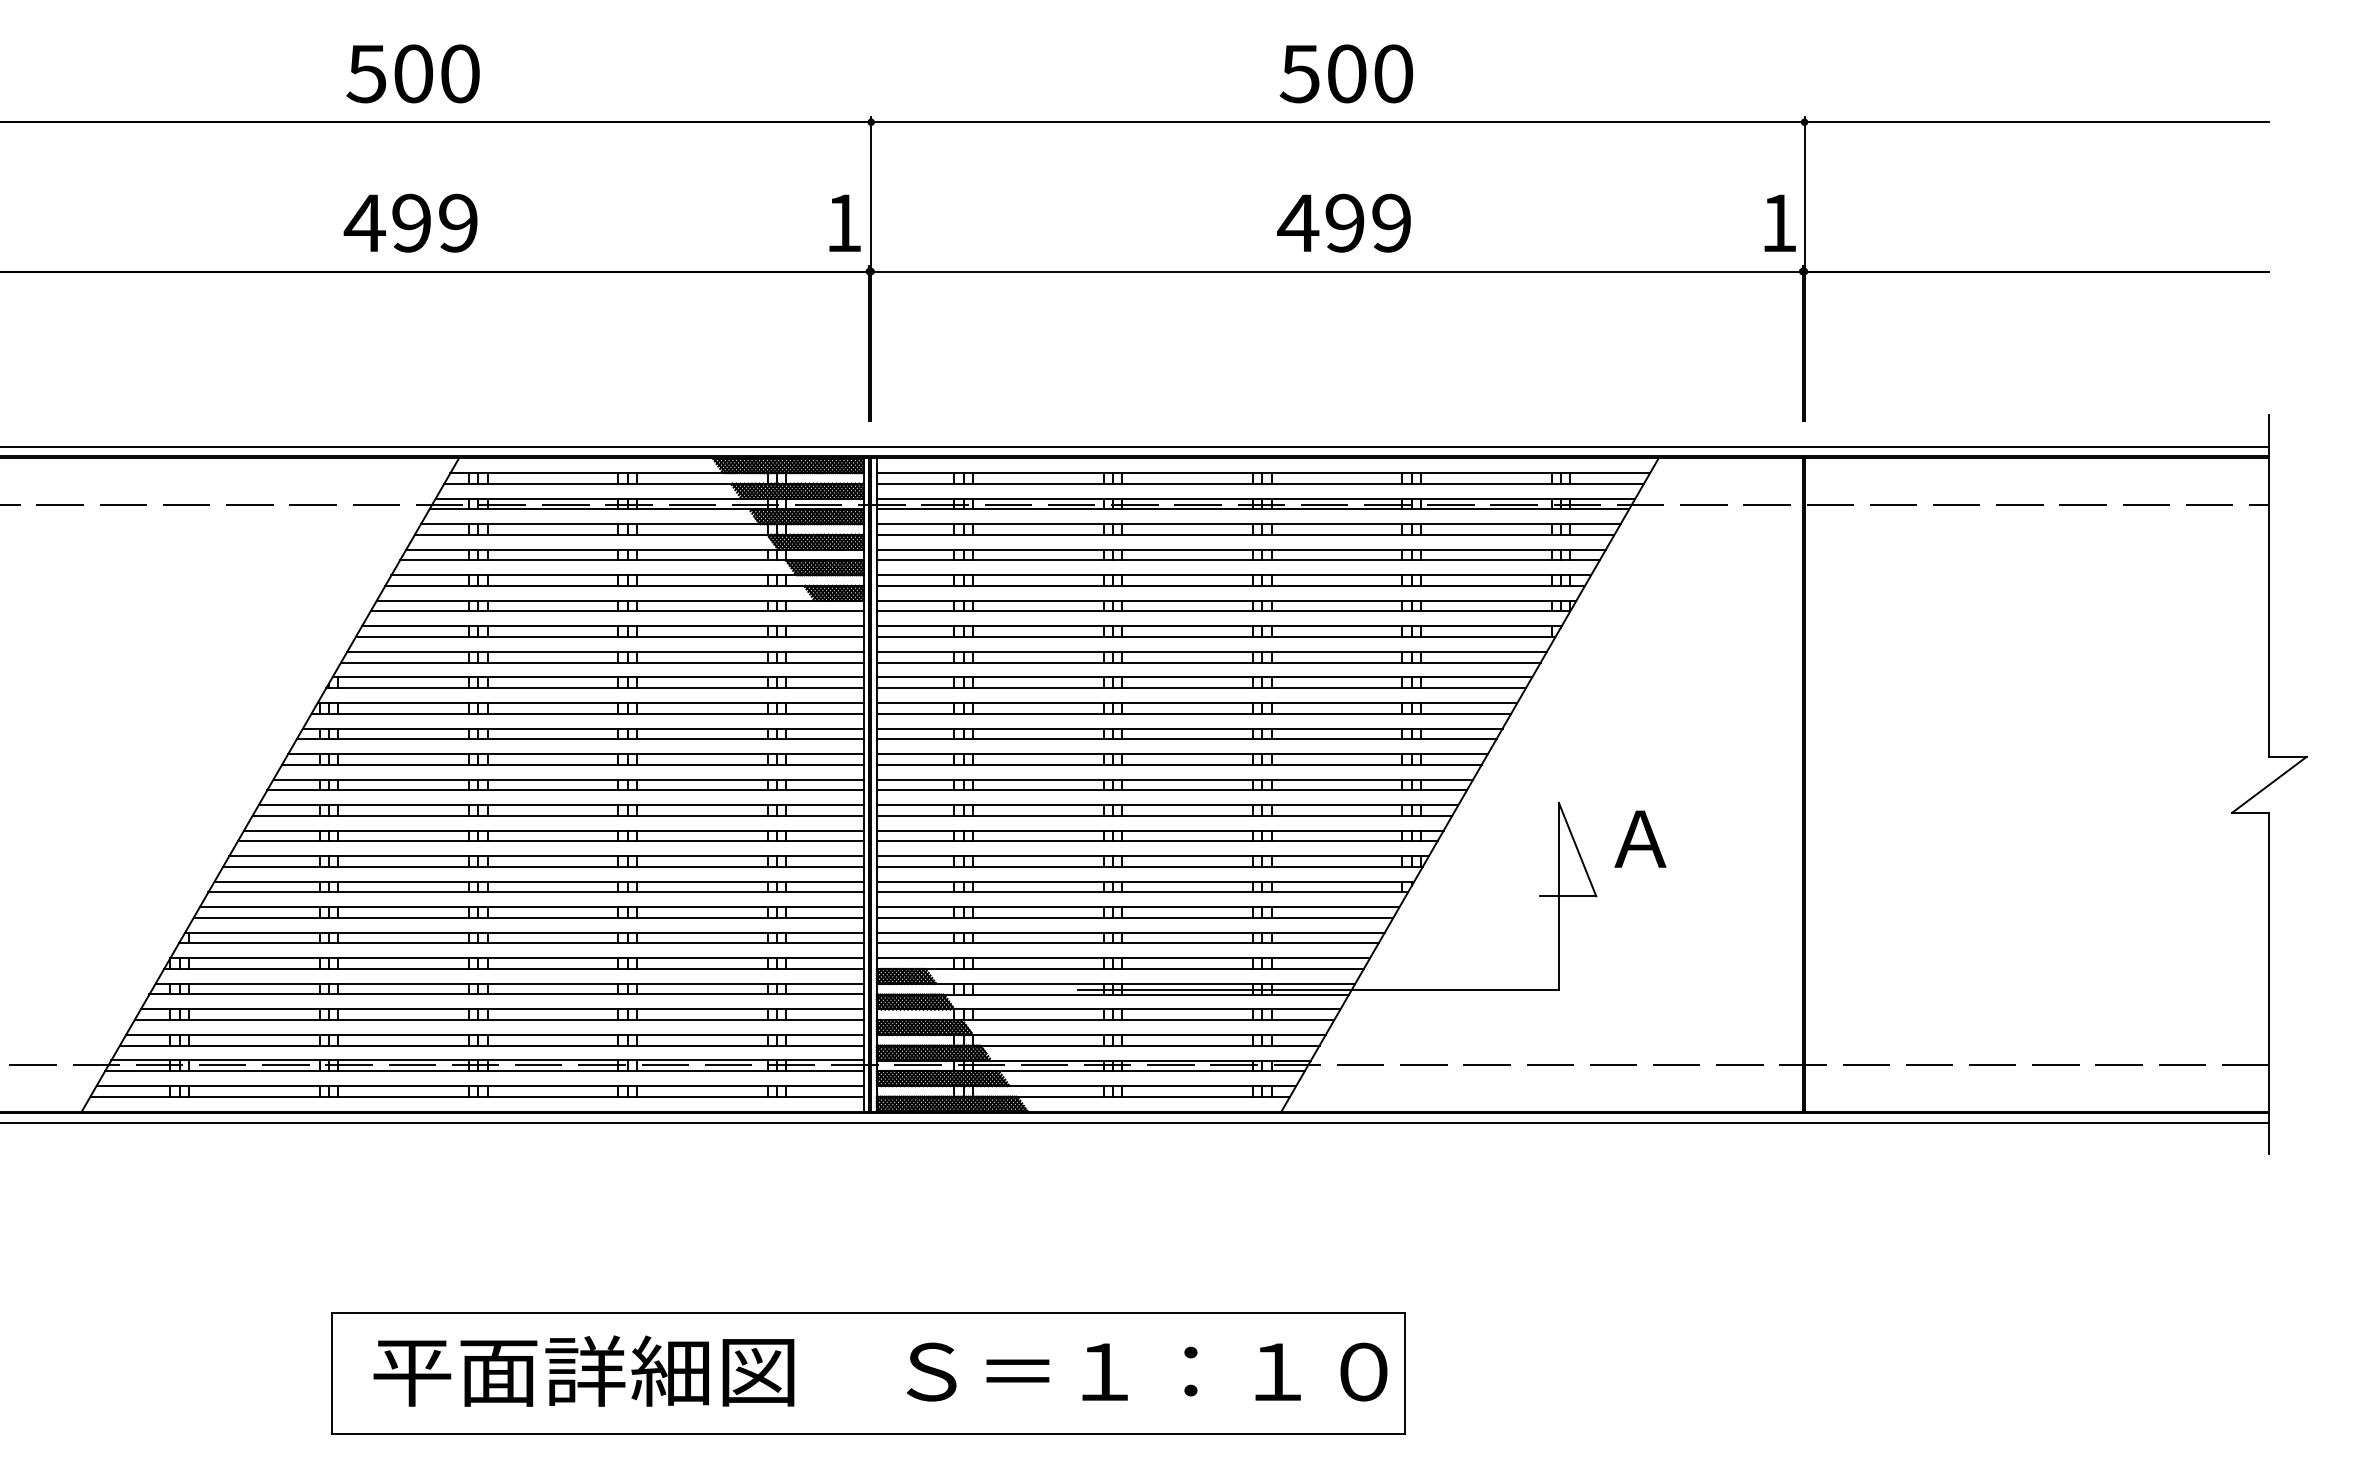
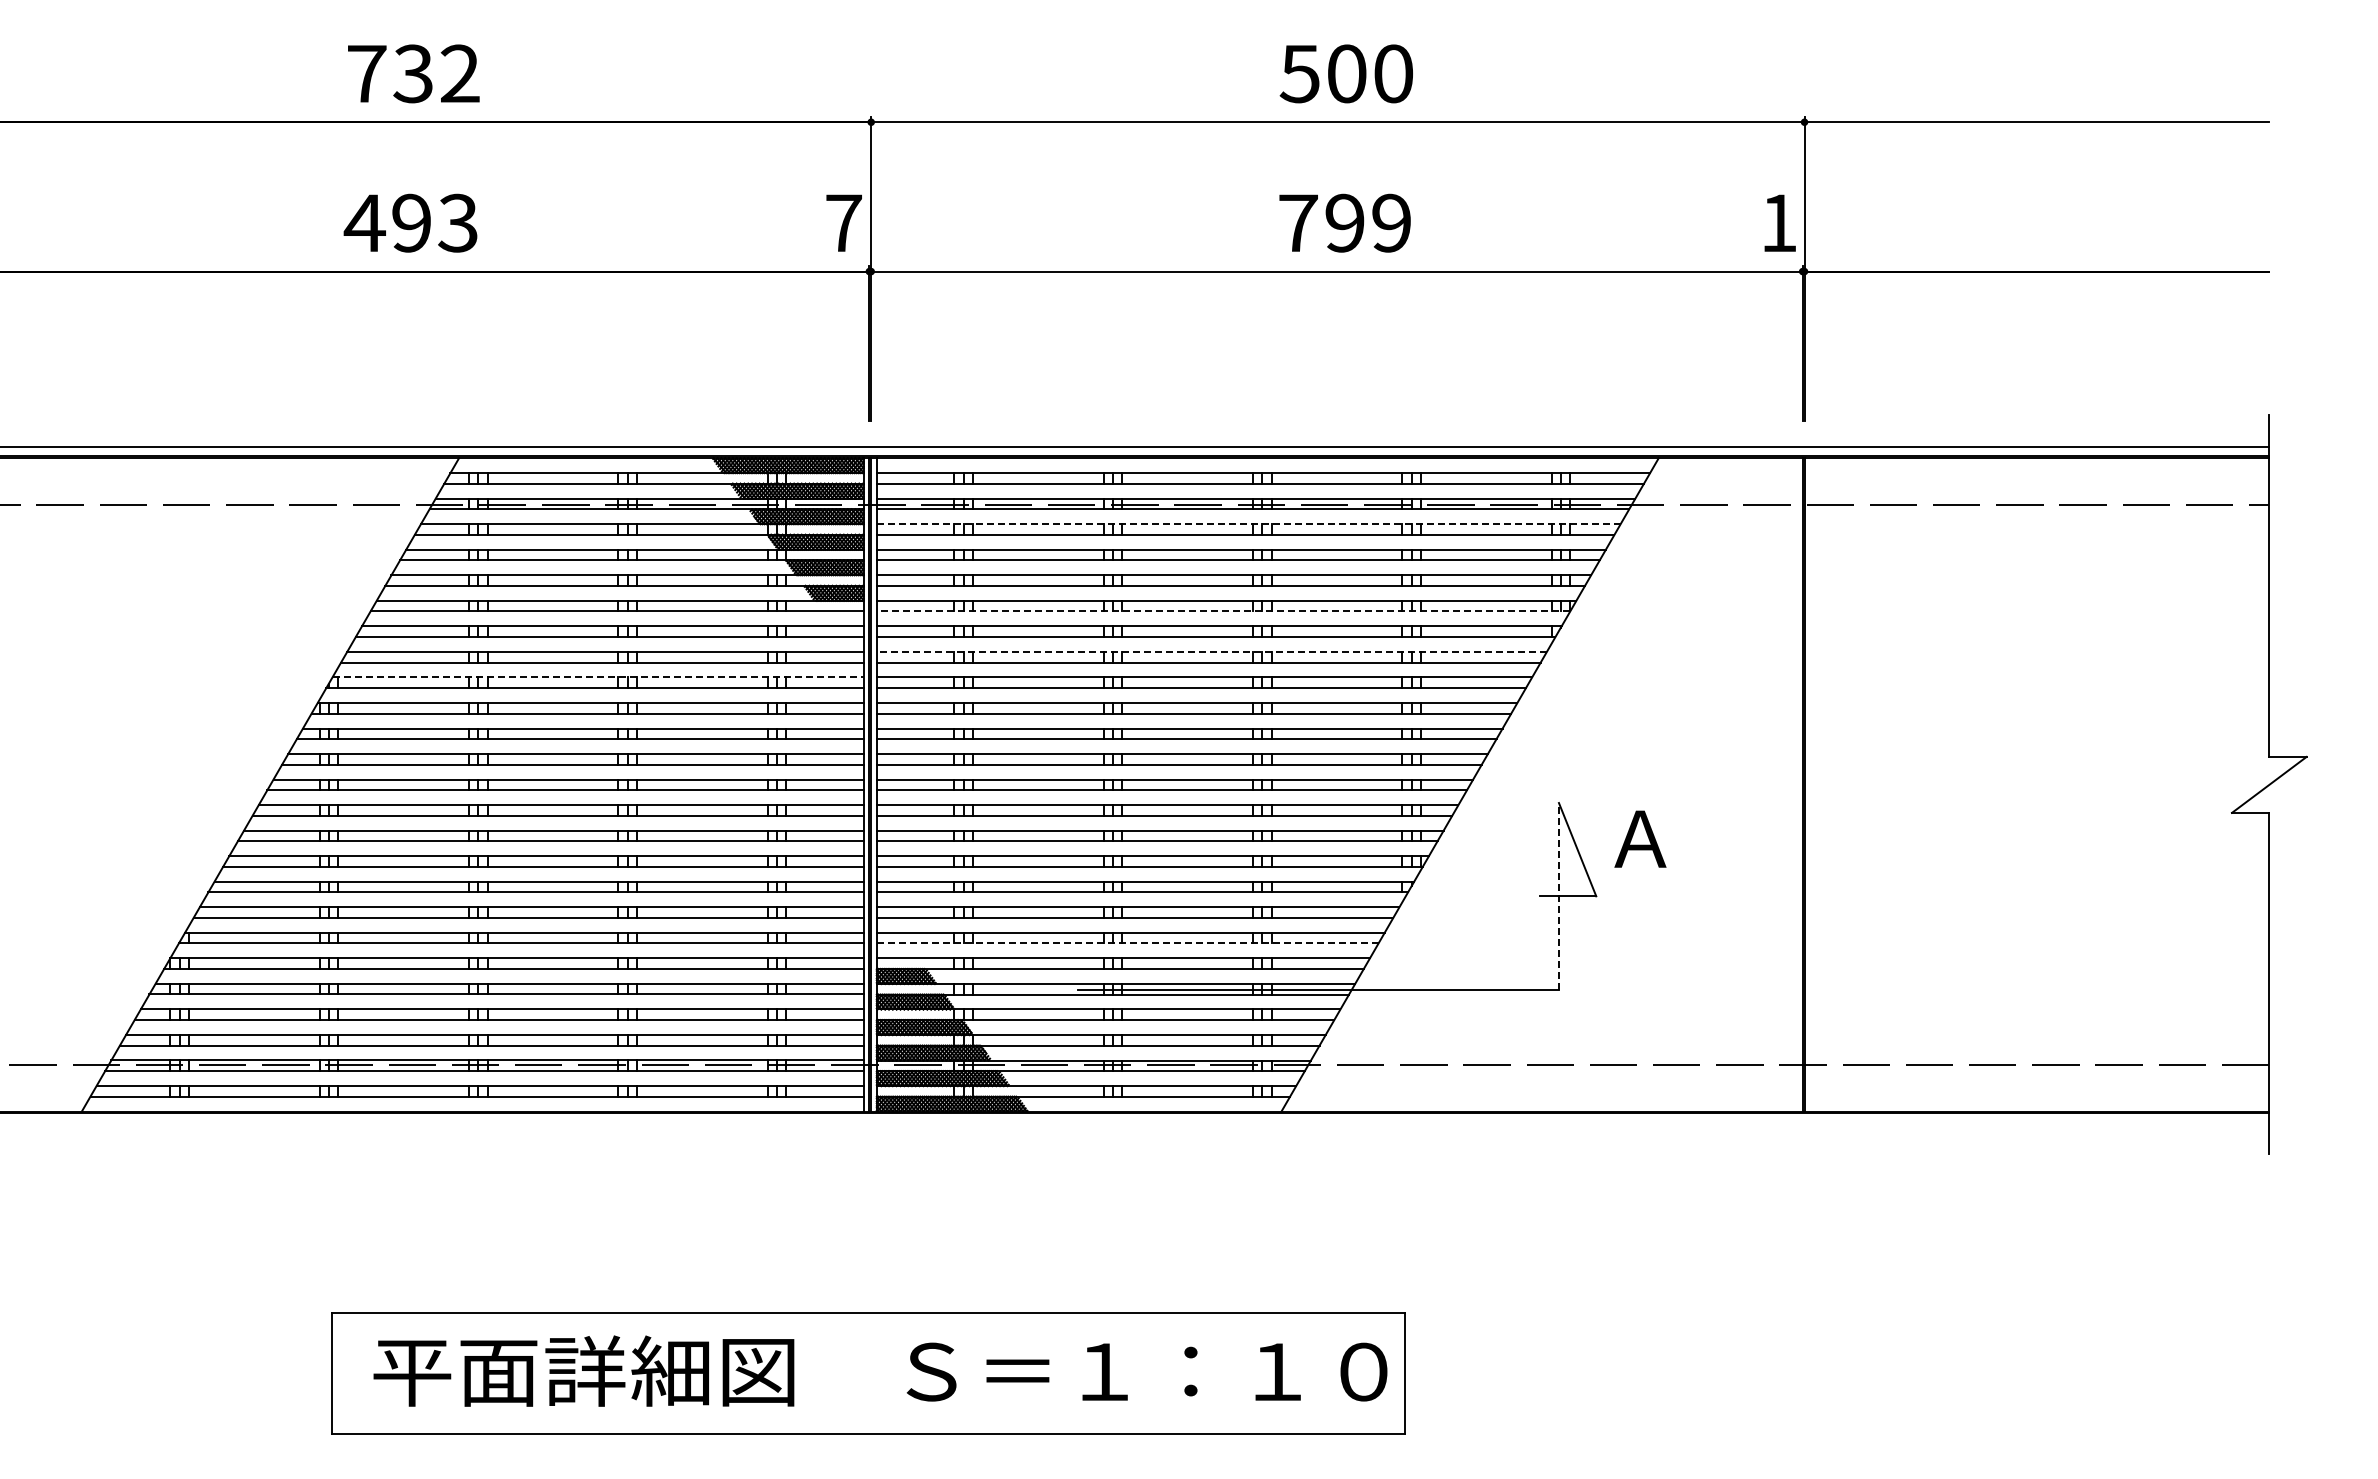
text: 500 -> 732 (412, 73)
text: 1 -> 7 (843, 222)
text: 499 -> 799 (1298, 222)
text: 499 -> 493 (457, 223)
line: solid -> dashed (1248, 524)
line: solid -> dashed (1223, 611)
line: solid -> dashed (1211, 651)
line: solid -> dashed (598, 677)
line: solid -> dashed (1558, 895)
line: solid -> dashed (1127, 943)
line: present -> none (1135, 1122)
